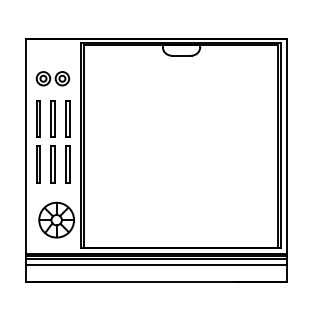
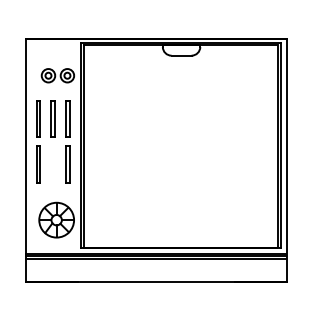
part position: (52, 78) -> (57, 75) (57, 75)
part: present -> none (52, 164)
line: present -> none (155, 265)
